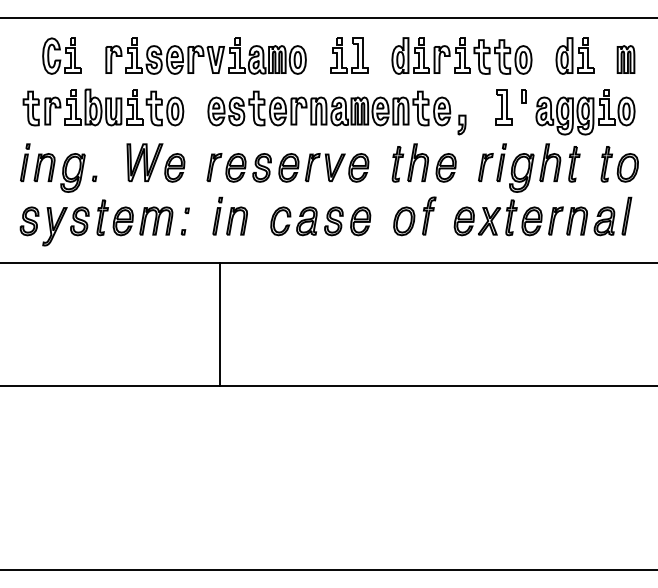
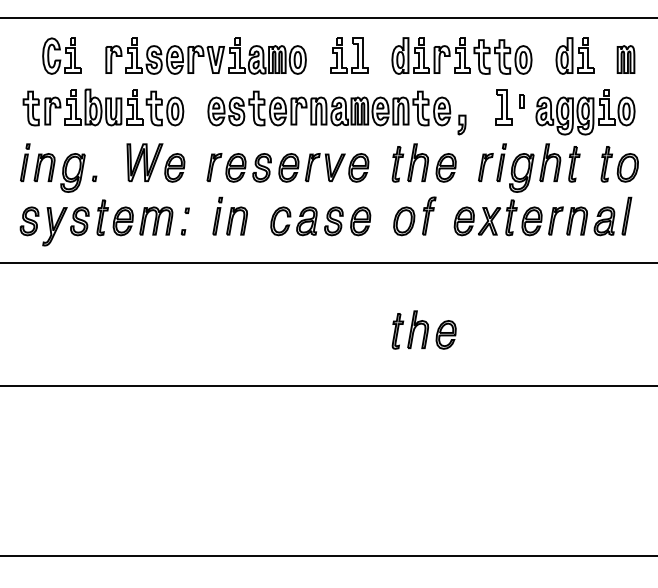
part position: (523, 96) -> (521, 101) (521, 101)
line: present -> none (219, 324)
part: none -> present (423, 329)
line position: (328, 570) -> (328, 556) (328, 556)
